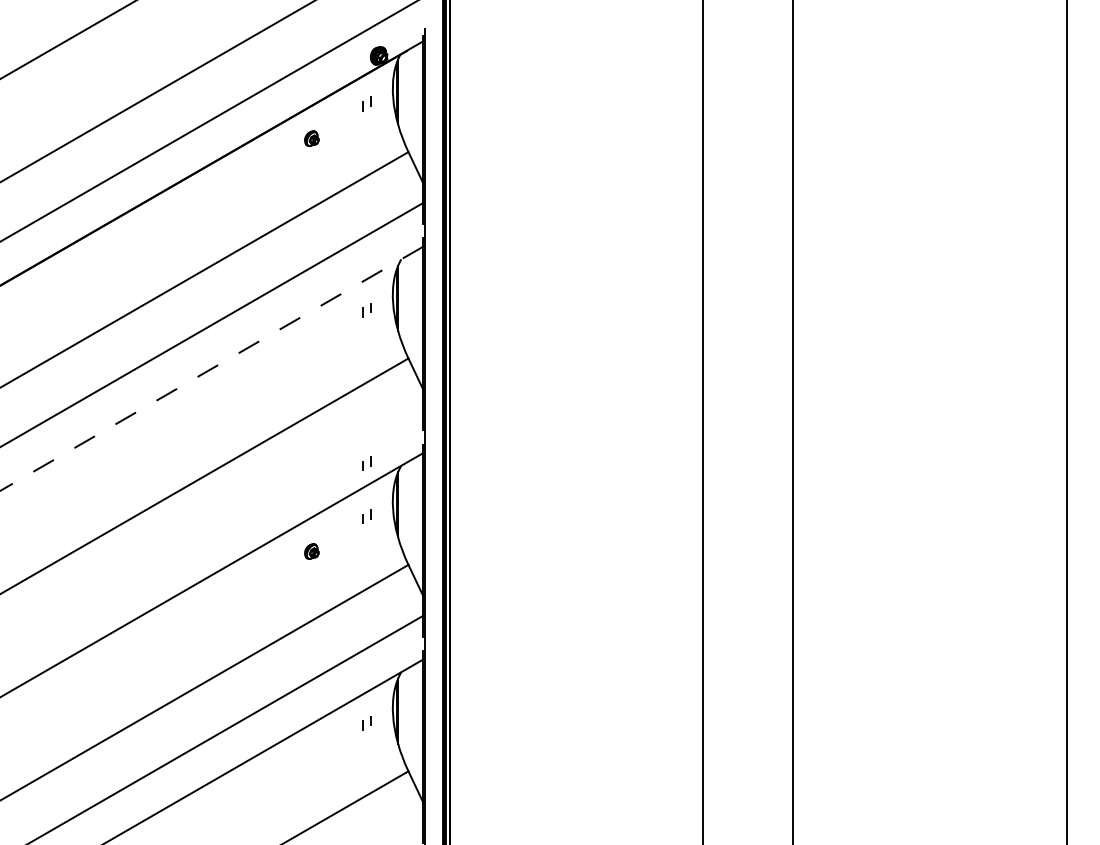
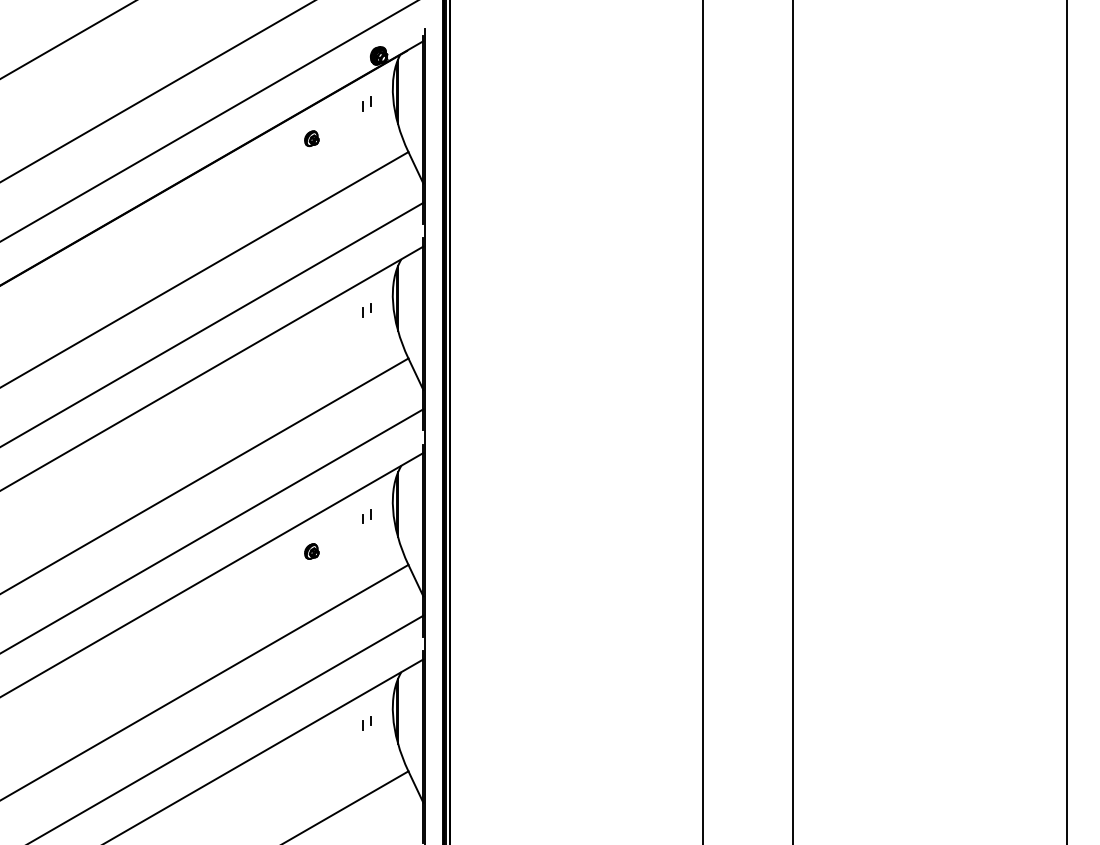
line: dashed -> solid (211, 369)
part: present -> none (366, 463)
line: none -> present (212, 530)
